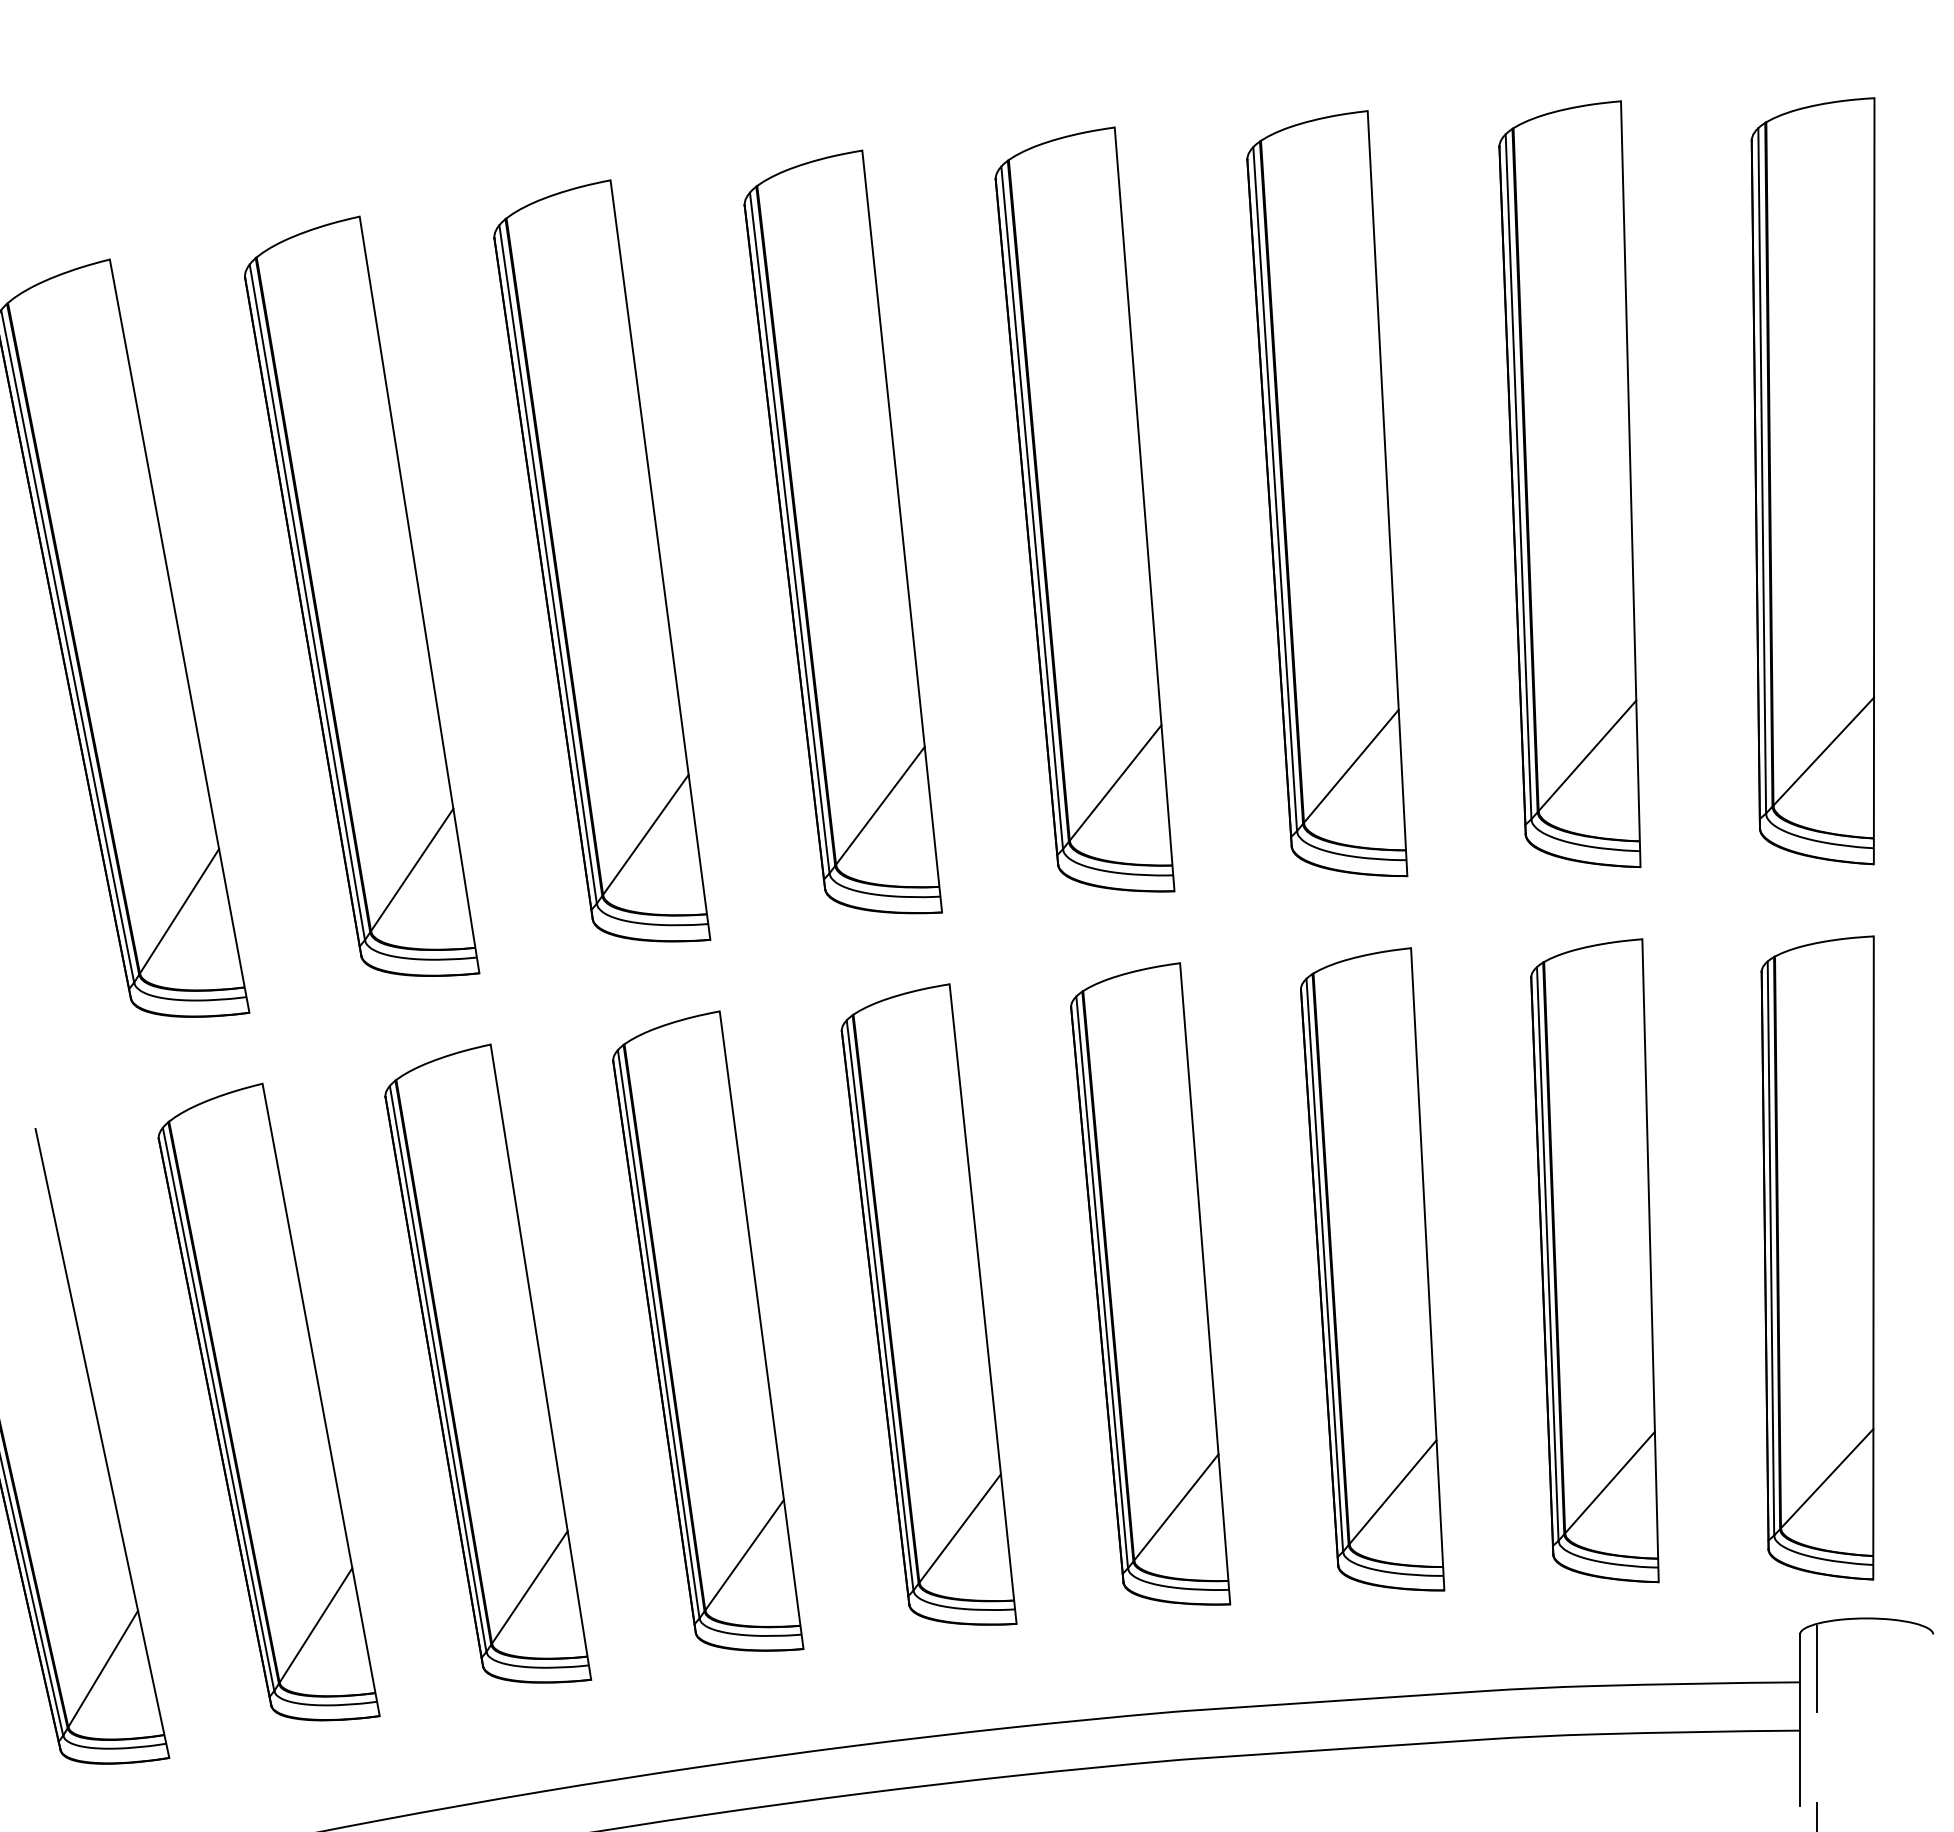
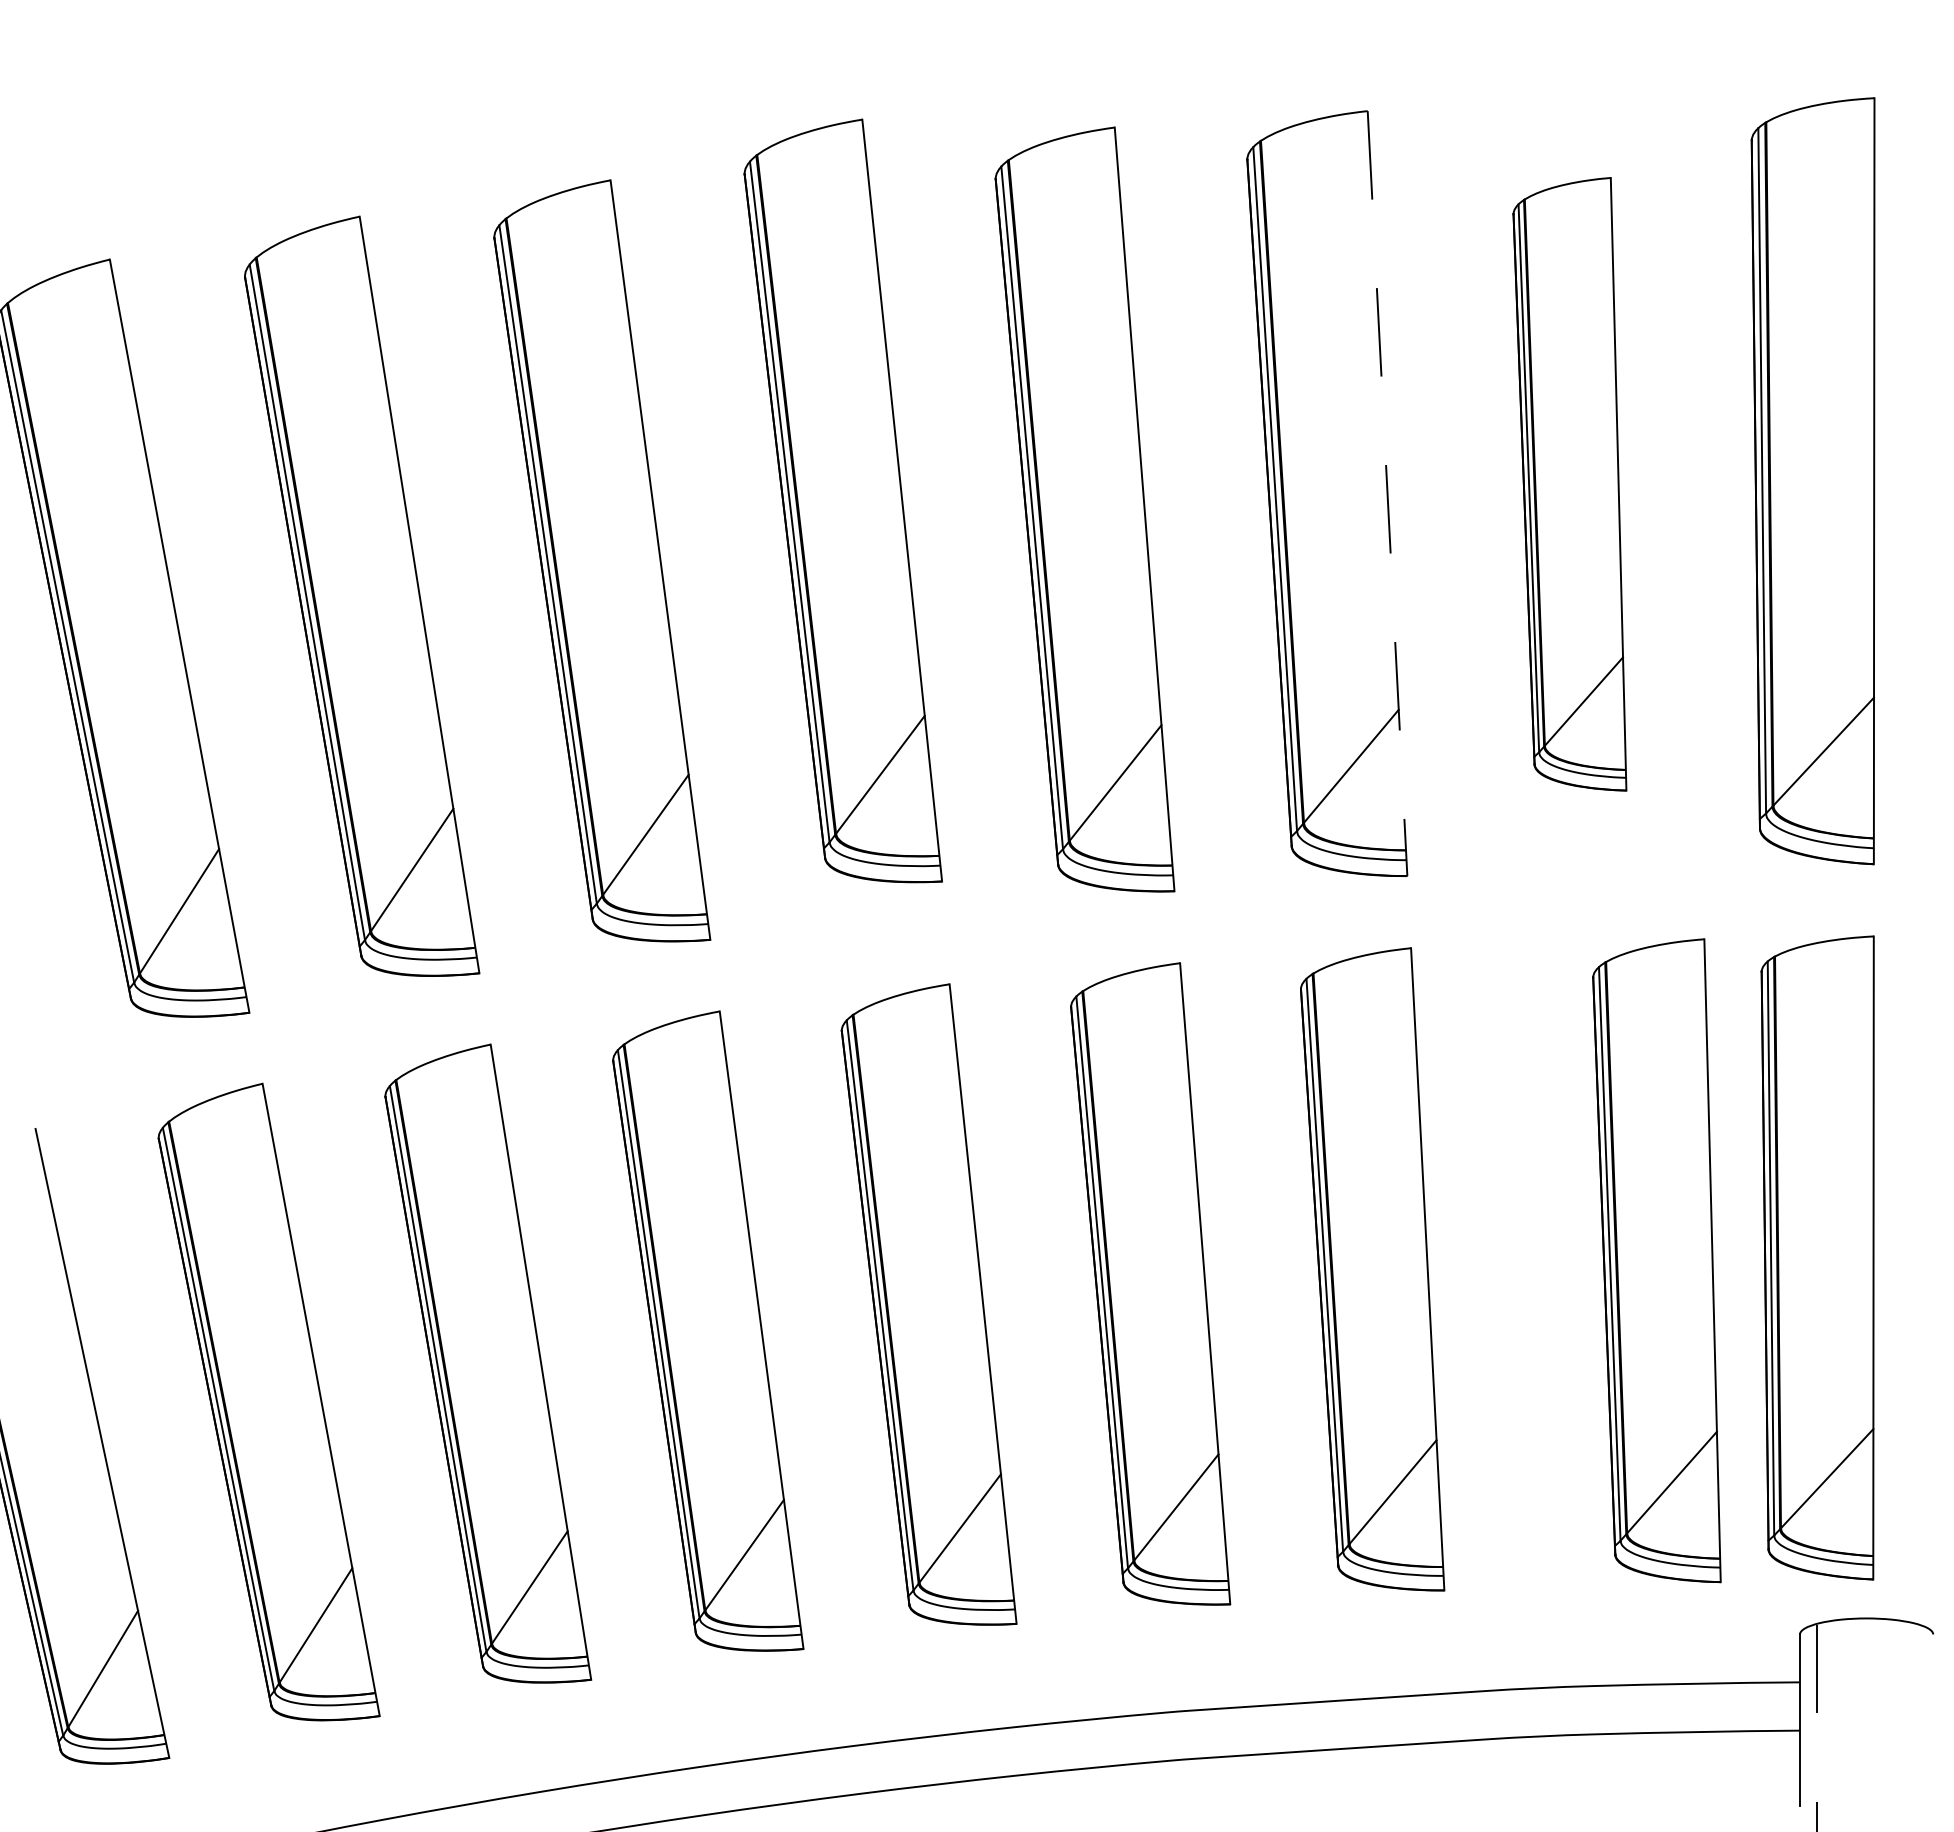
part size: 144x769 px -> 116x615 px (1569, 484)
line: solid -> dashed (1387, 494)
part position: (842, 531) -> (842, 500) (842, 500)
part position: (1594, 1260) -> (1656, 1260) (1656, 1260)
